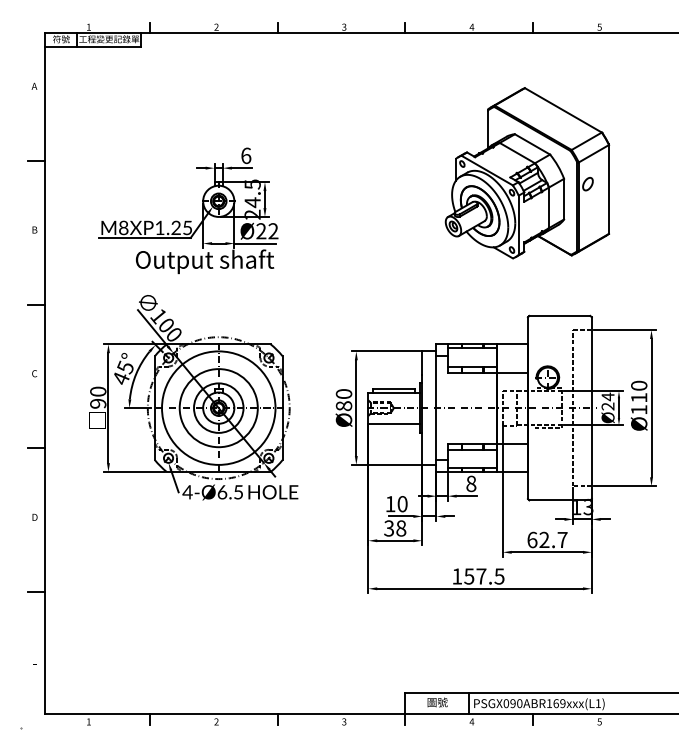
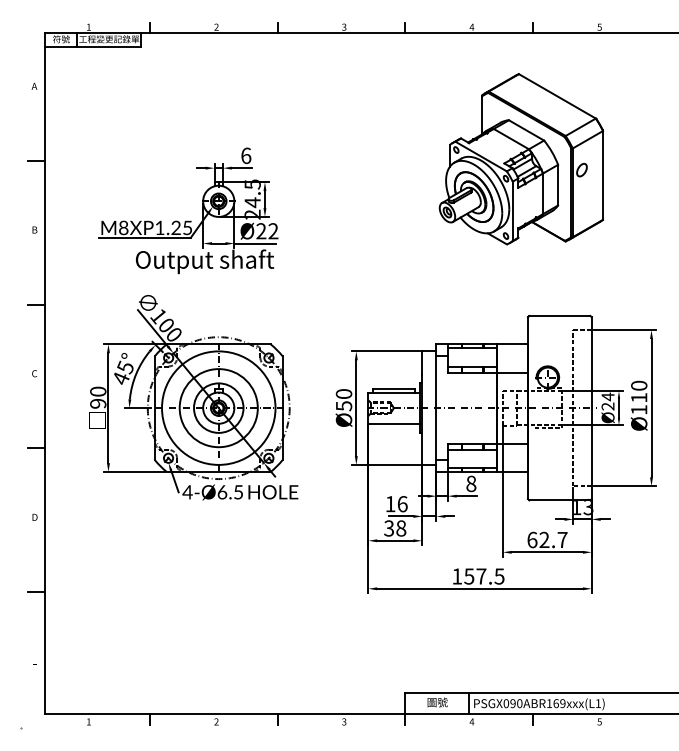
part position: (527, 173) -> (521, 159) (521, 159)
text: Ø80 -> Ø50 (343, 406)
text: 10 -> 16 (402, 504)
